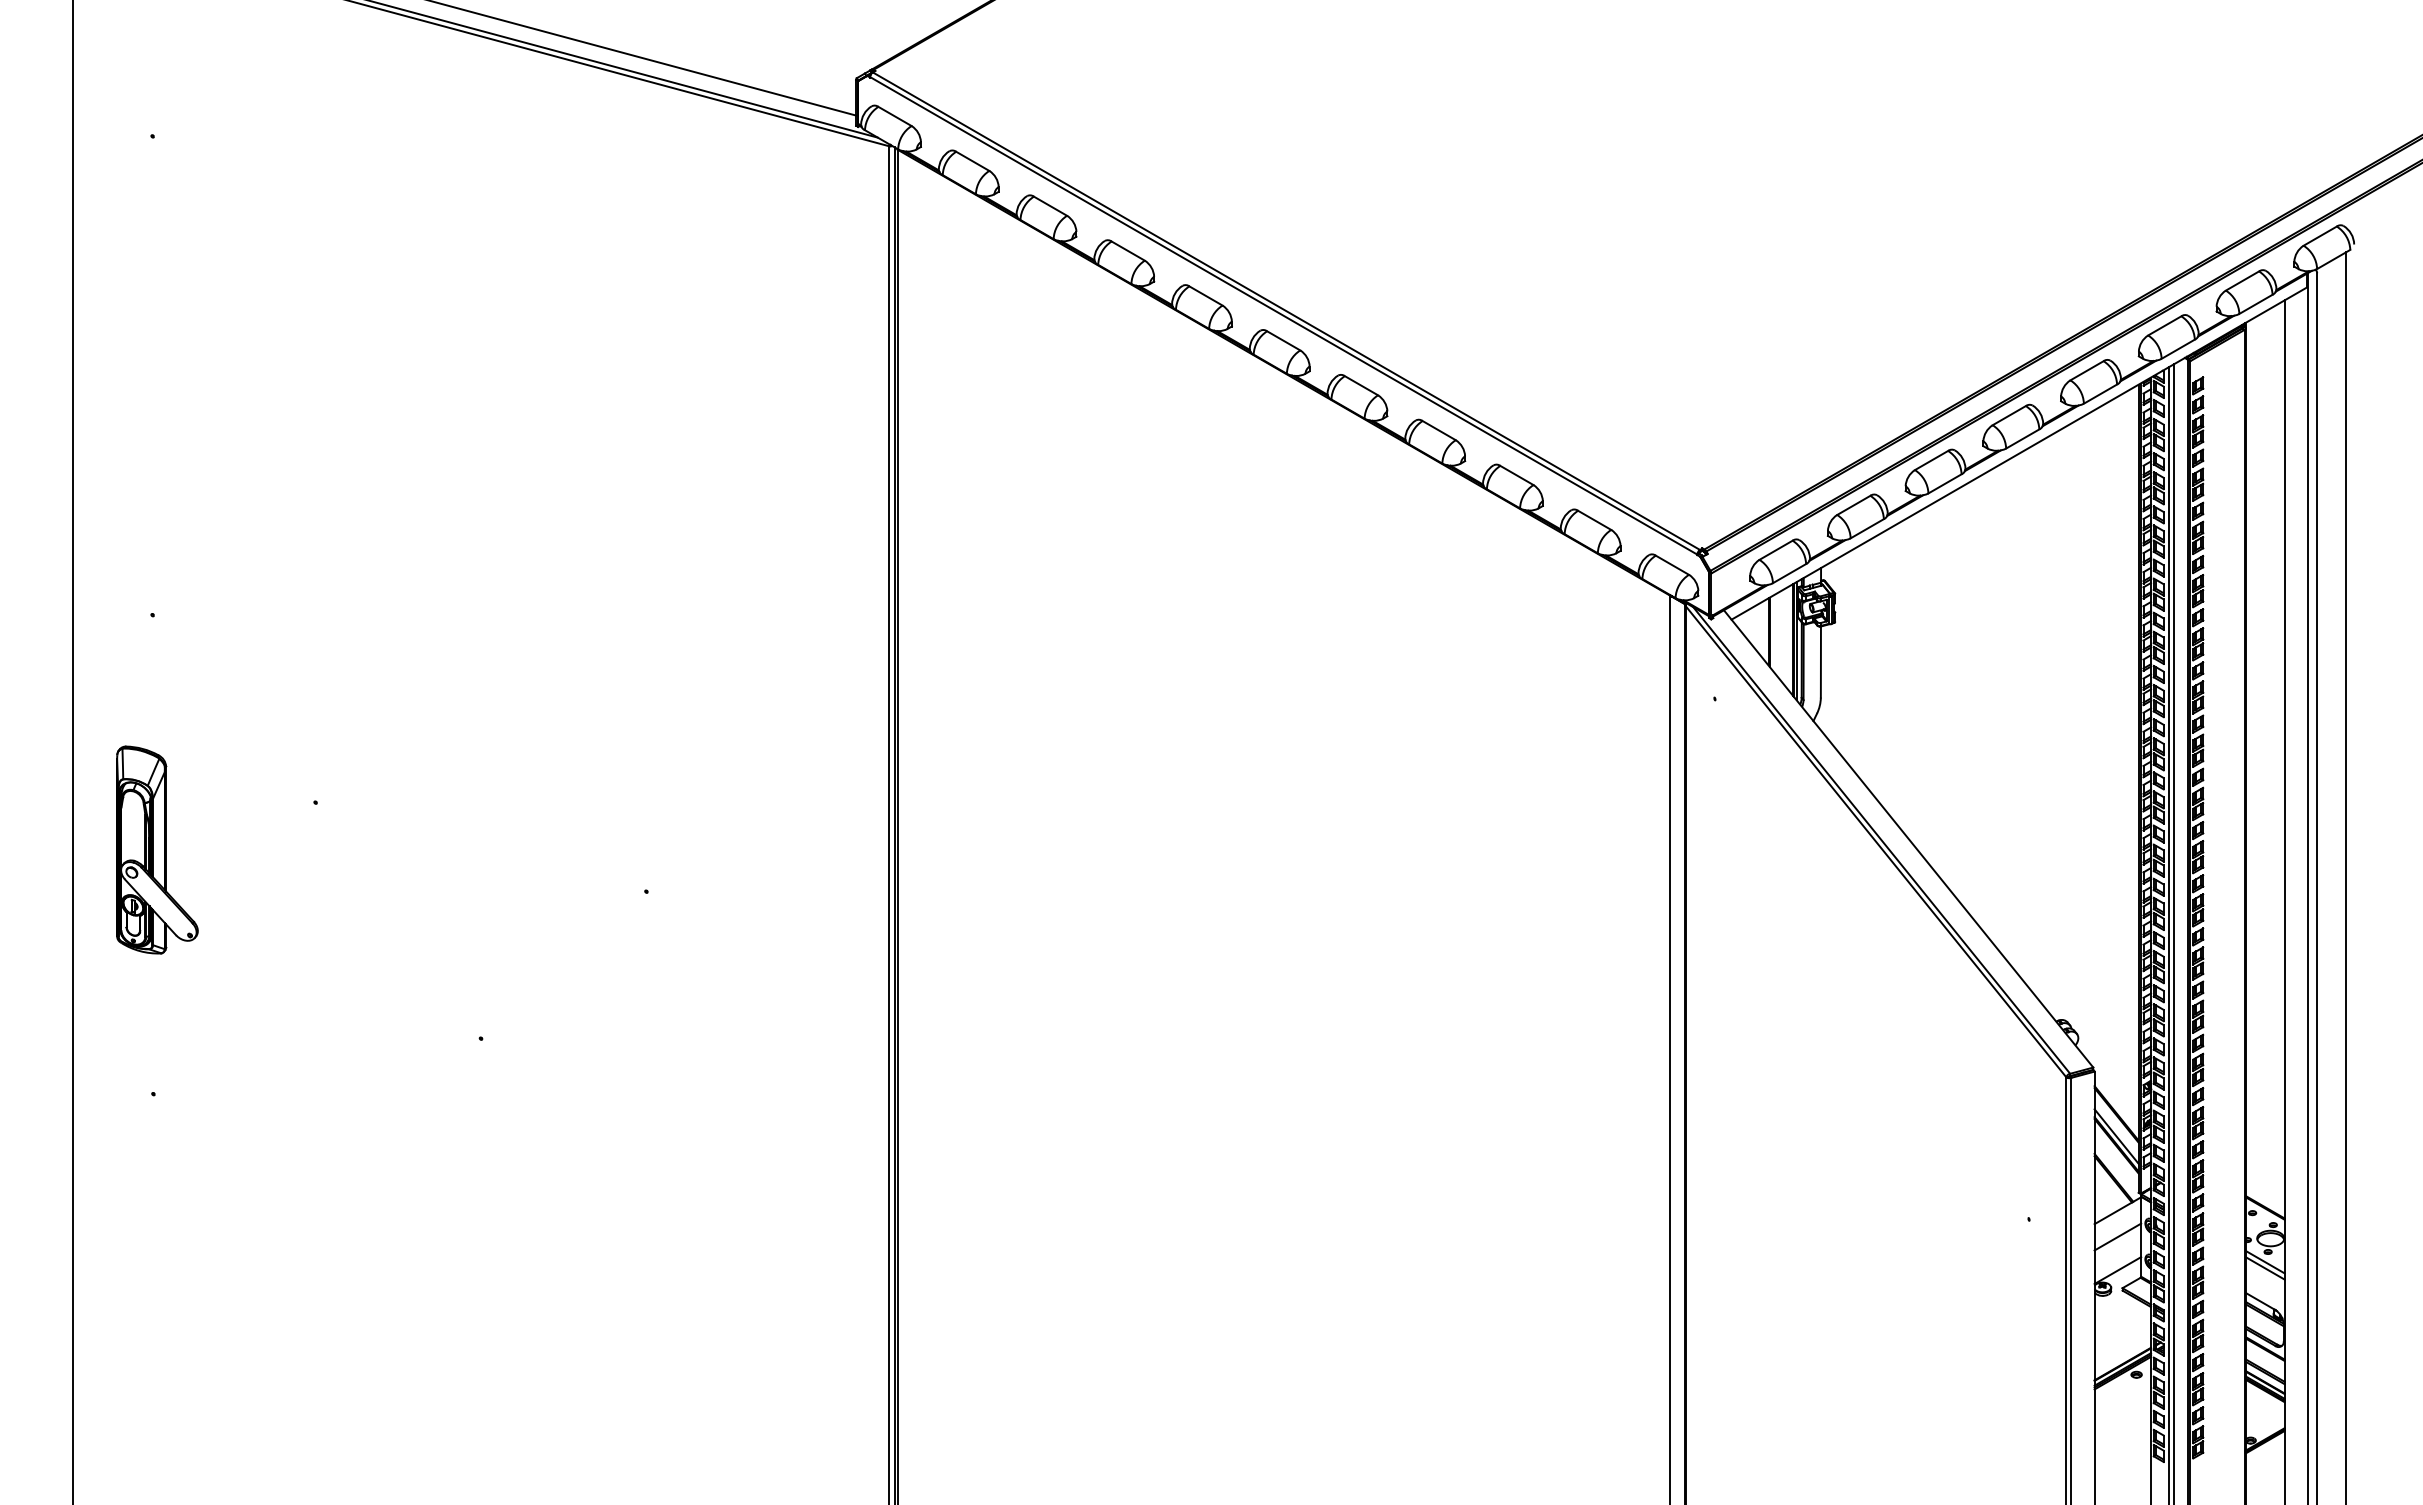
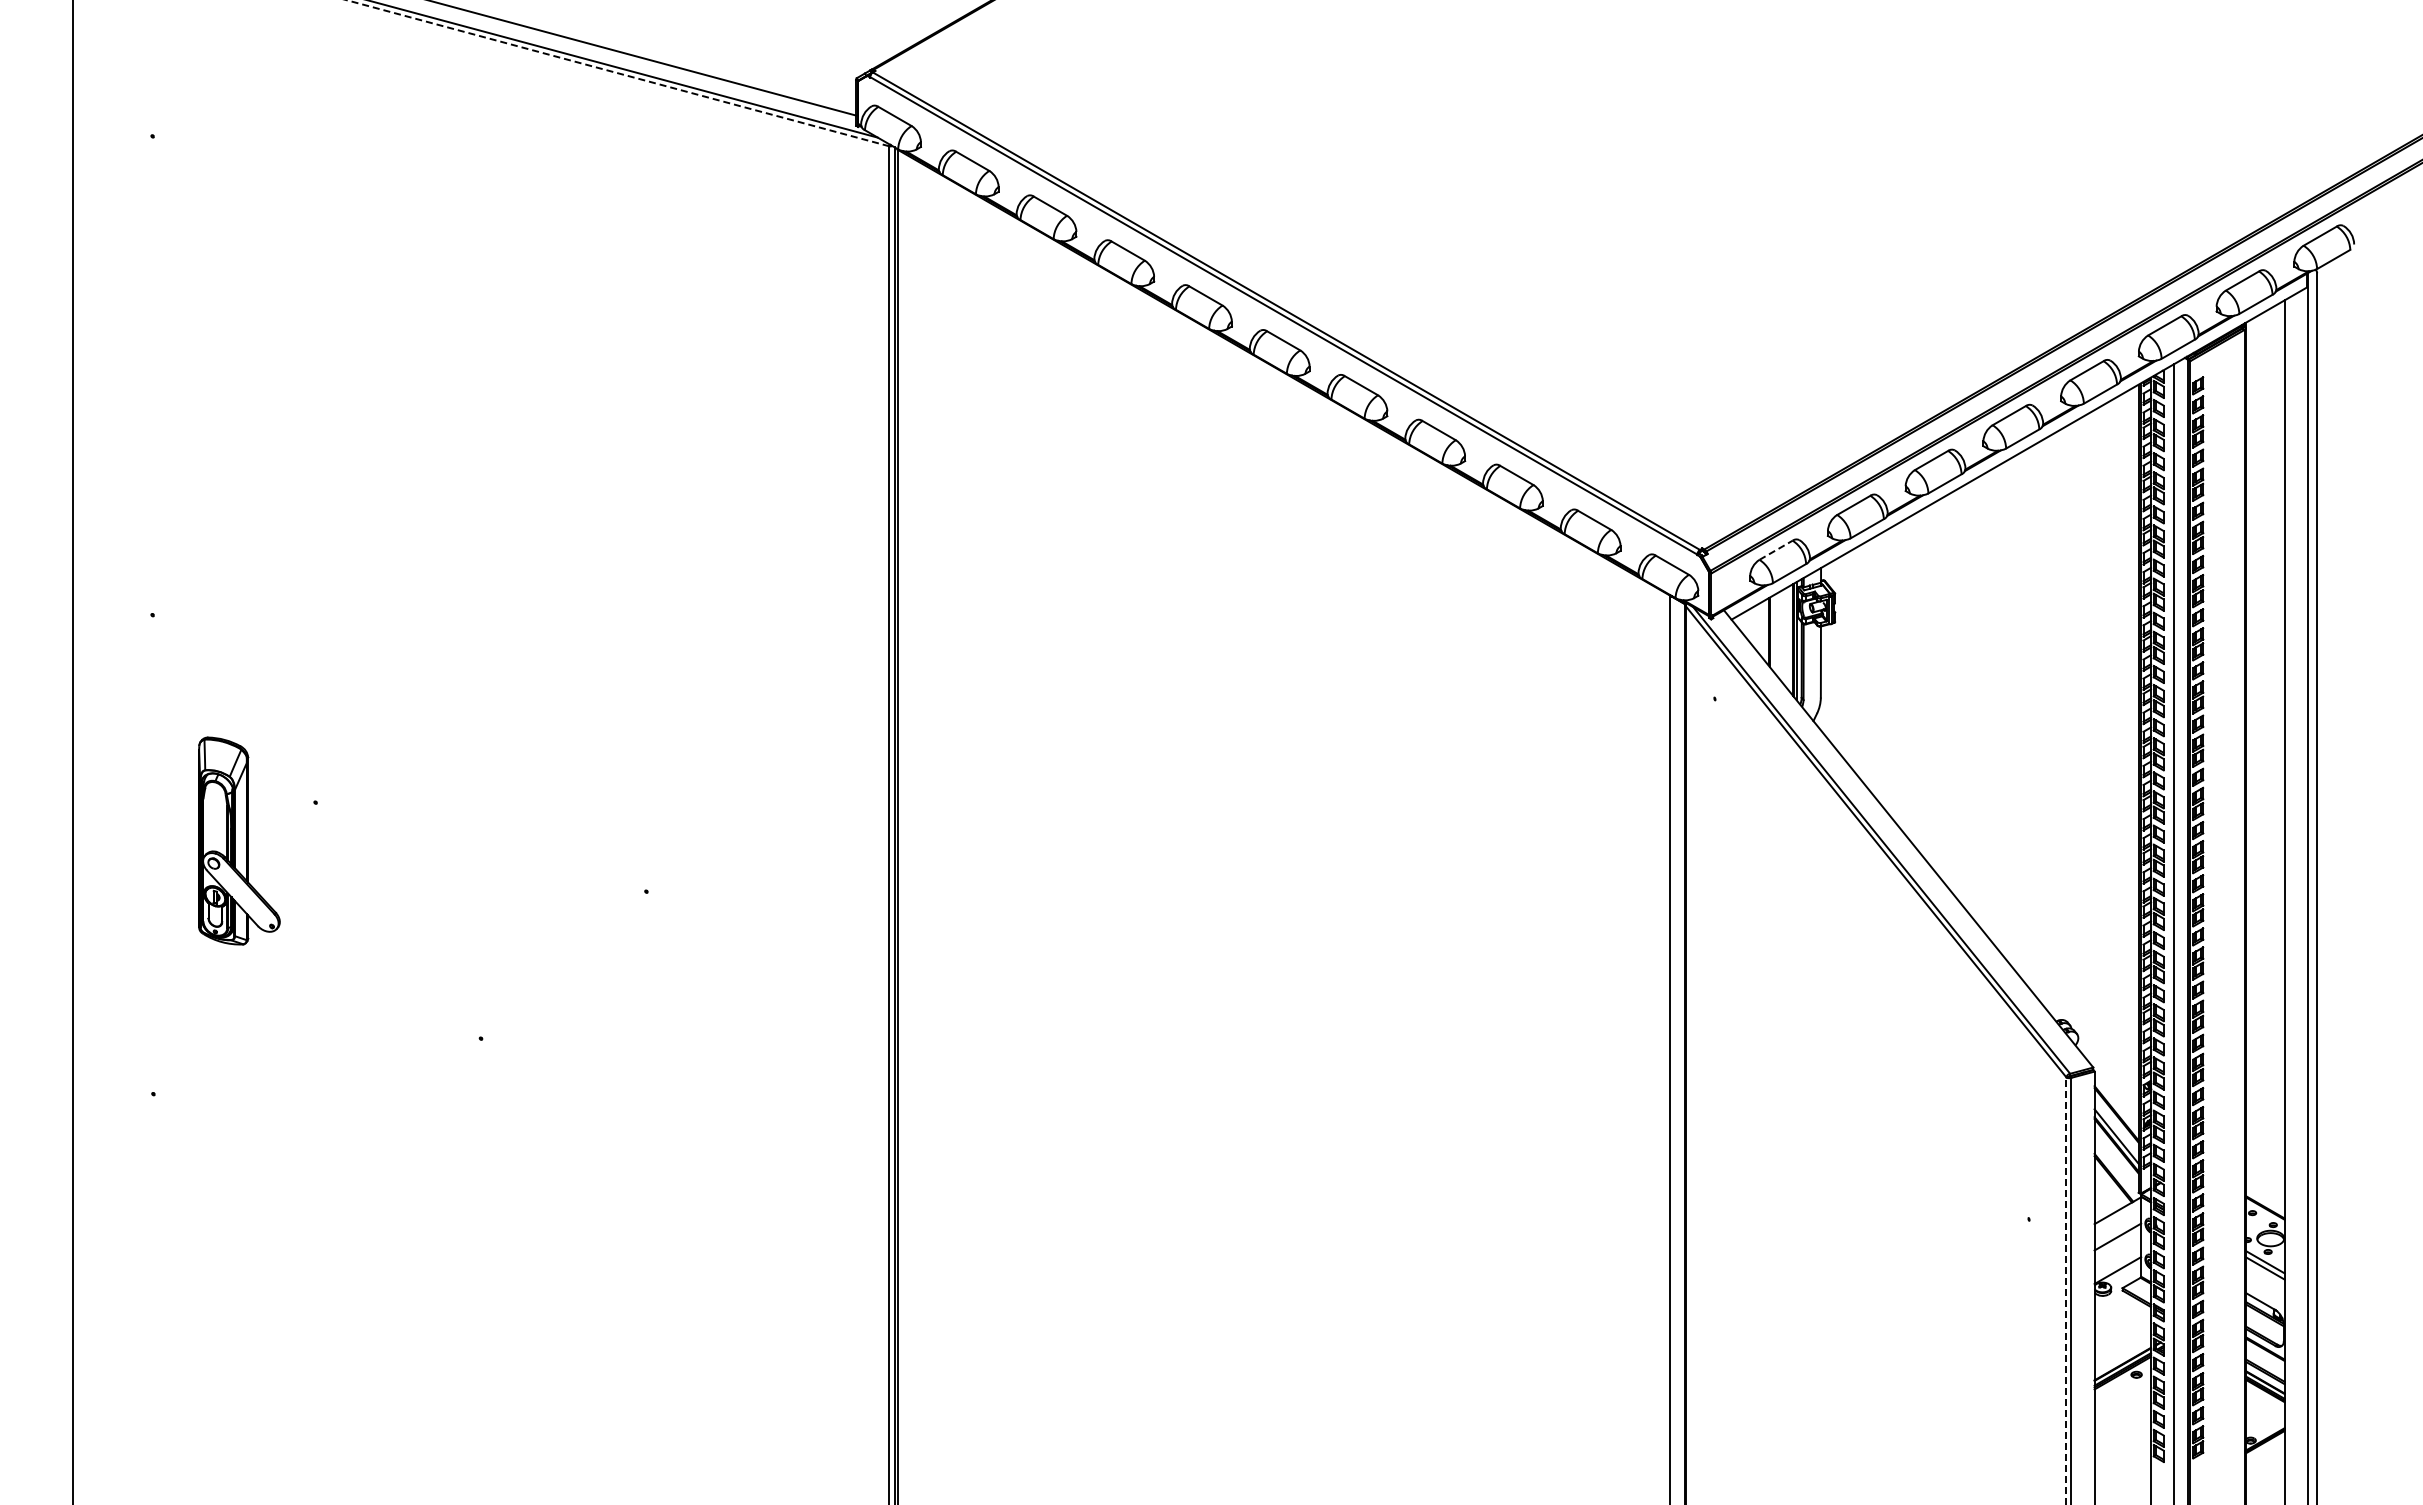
line: solid -> dashed (617, 73)
line: solid -> dashed (1776, 550)
part position: (157, 849) -> (239, 840) (239, 840)
line: present -> none (2346, 876)
line: present -> none (2169, 934)
line: solid -> dashed (2066, 1290)
